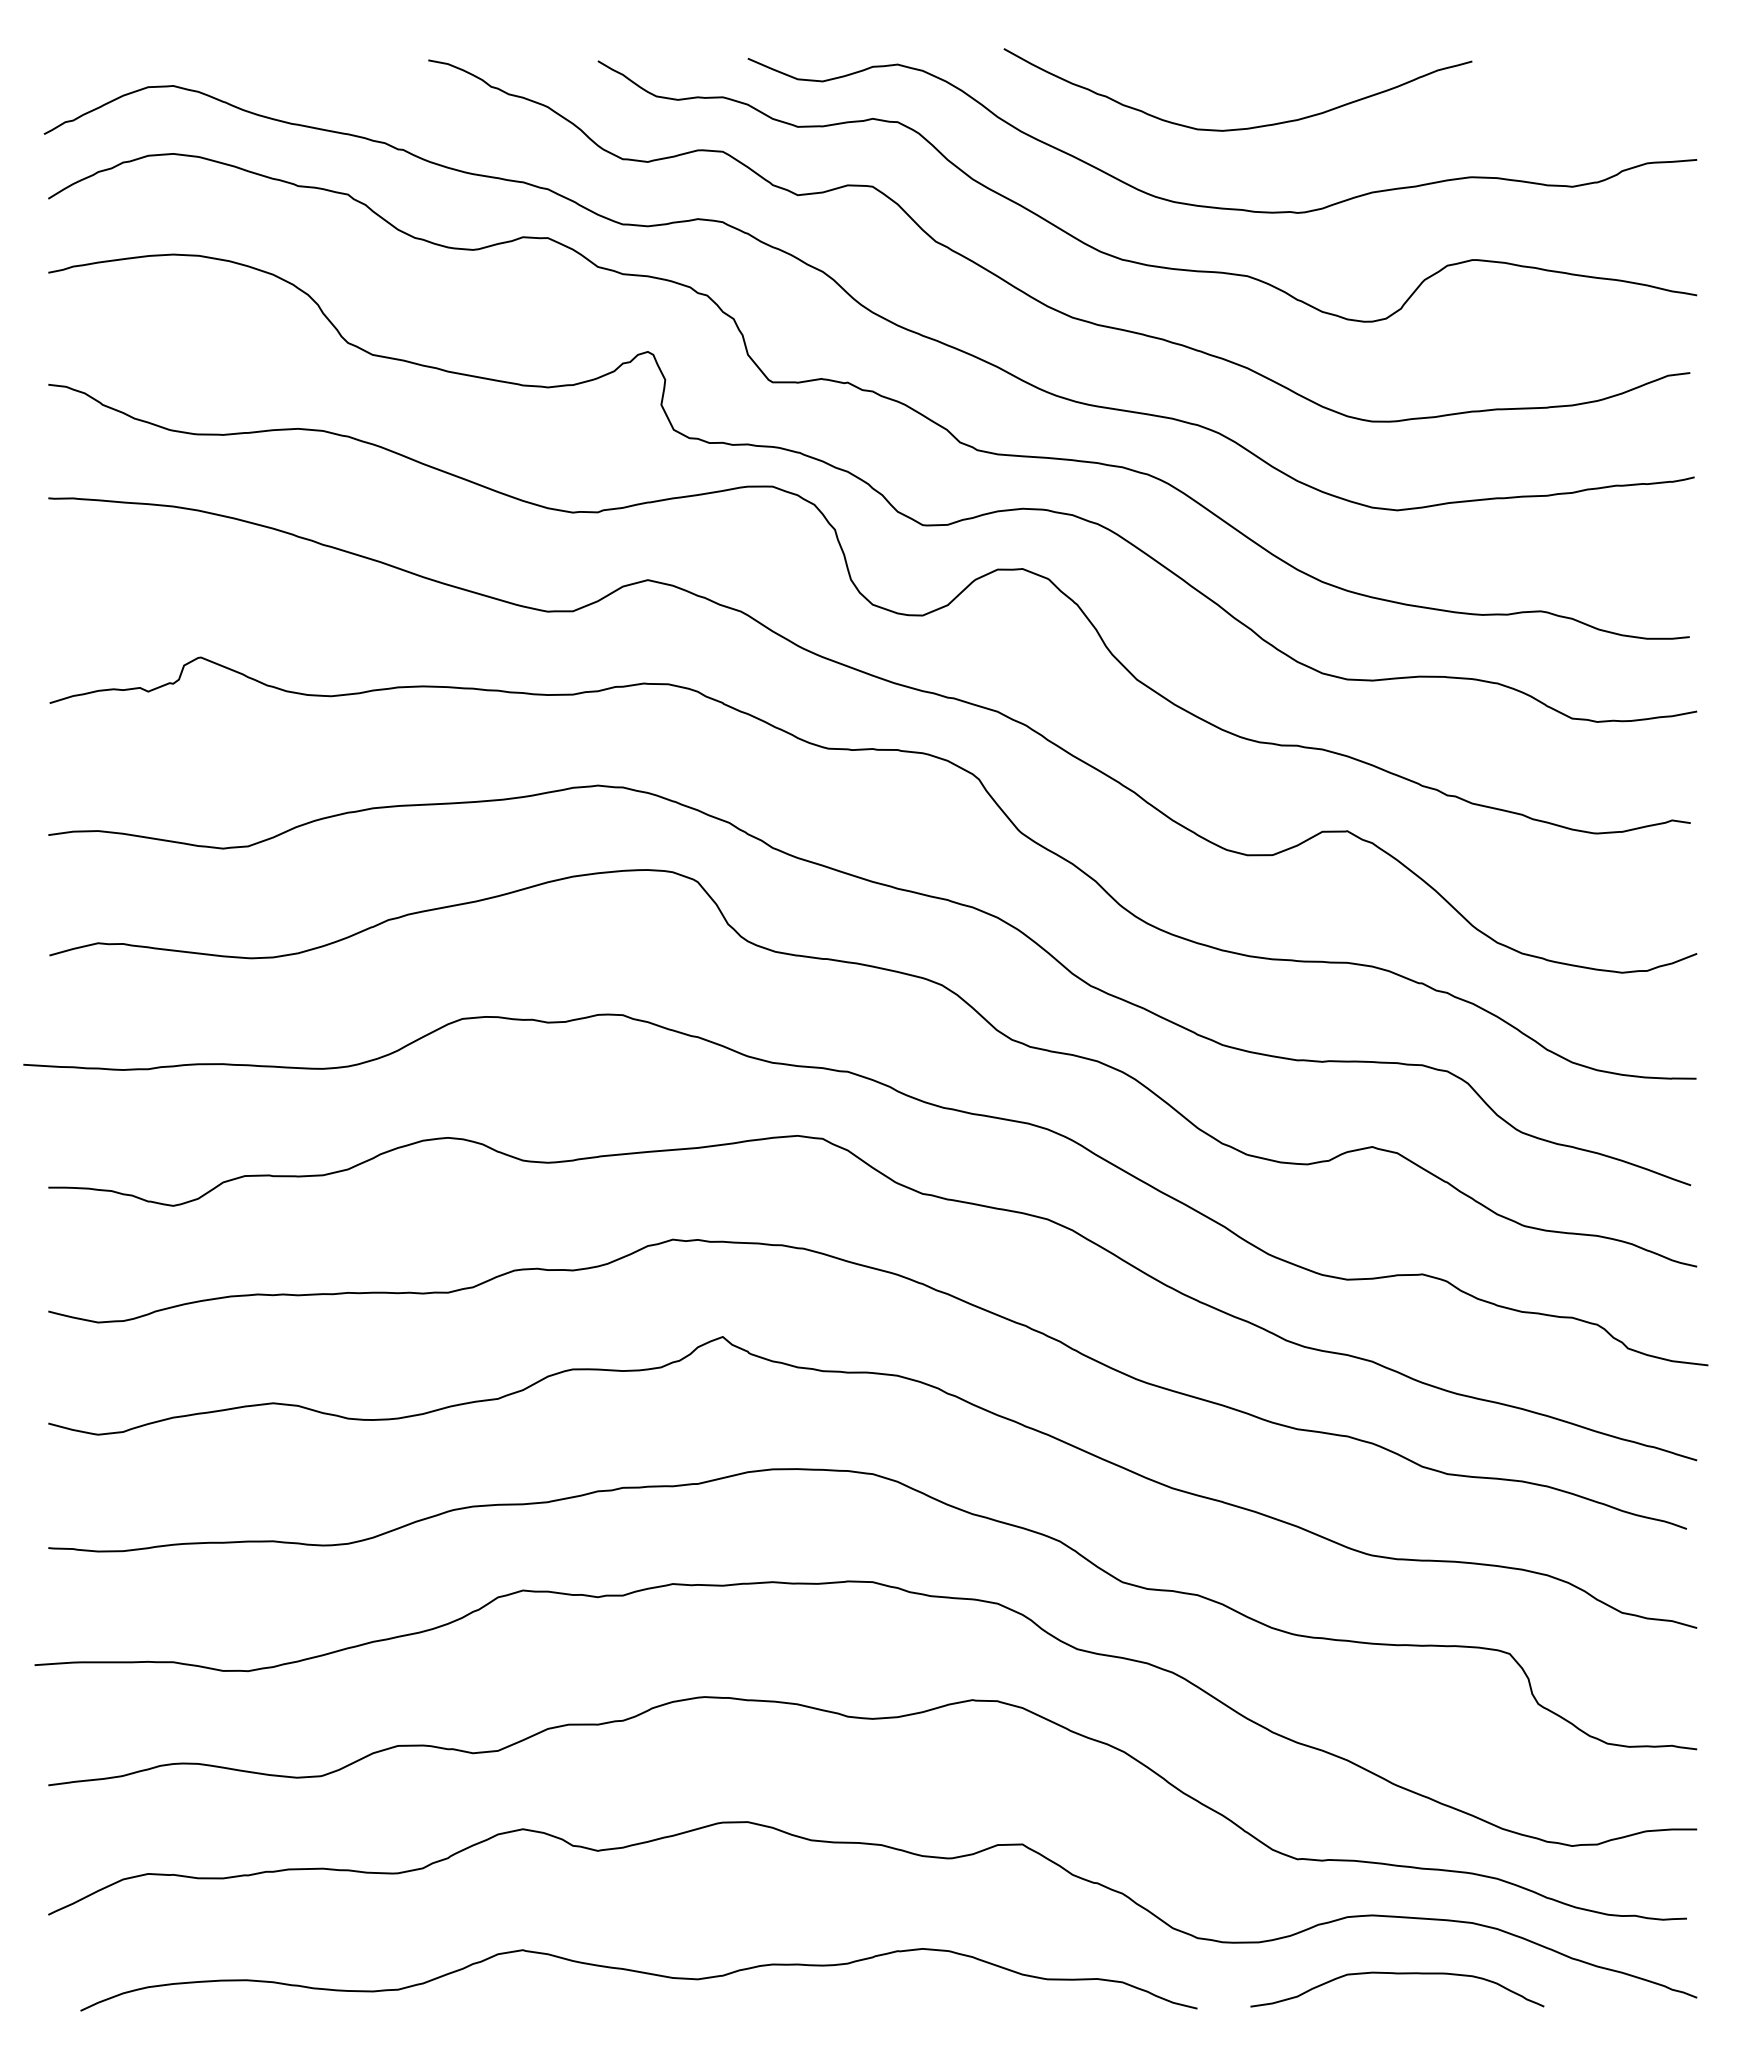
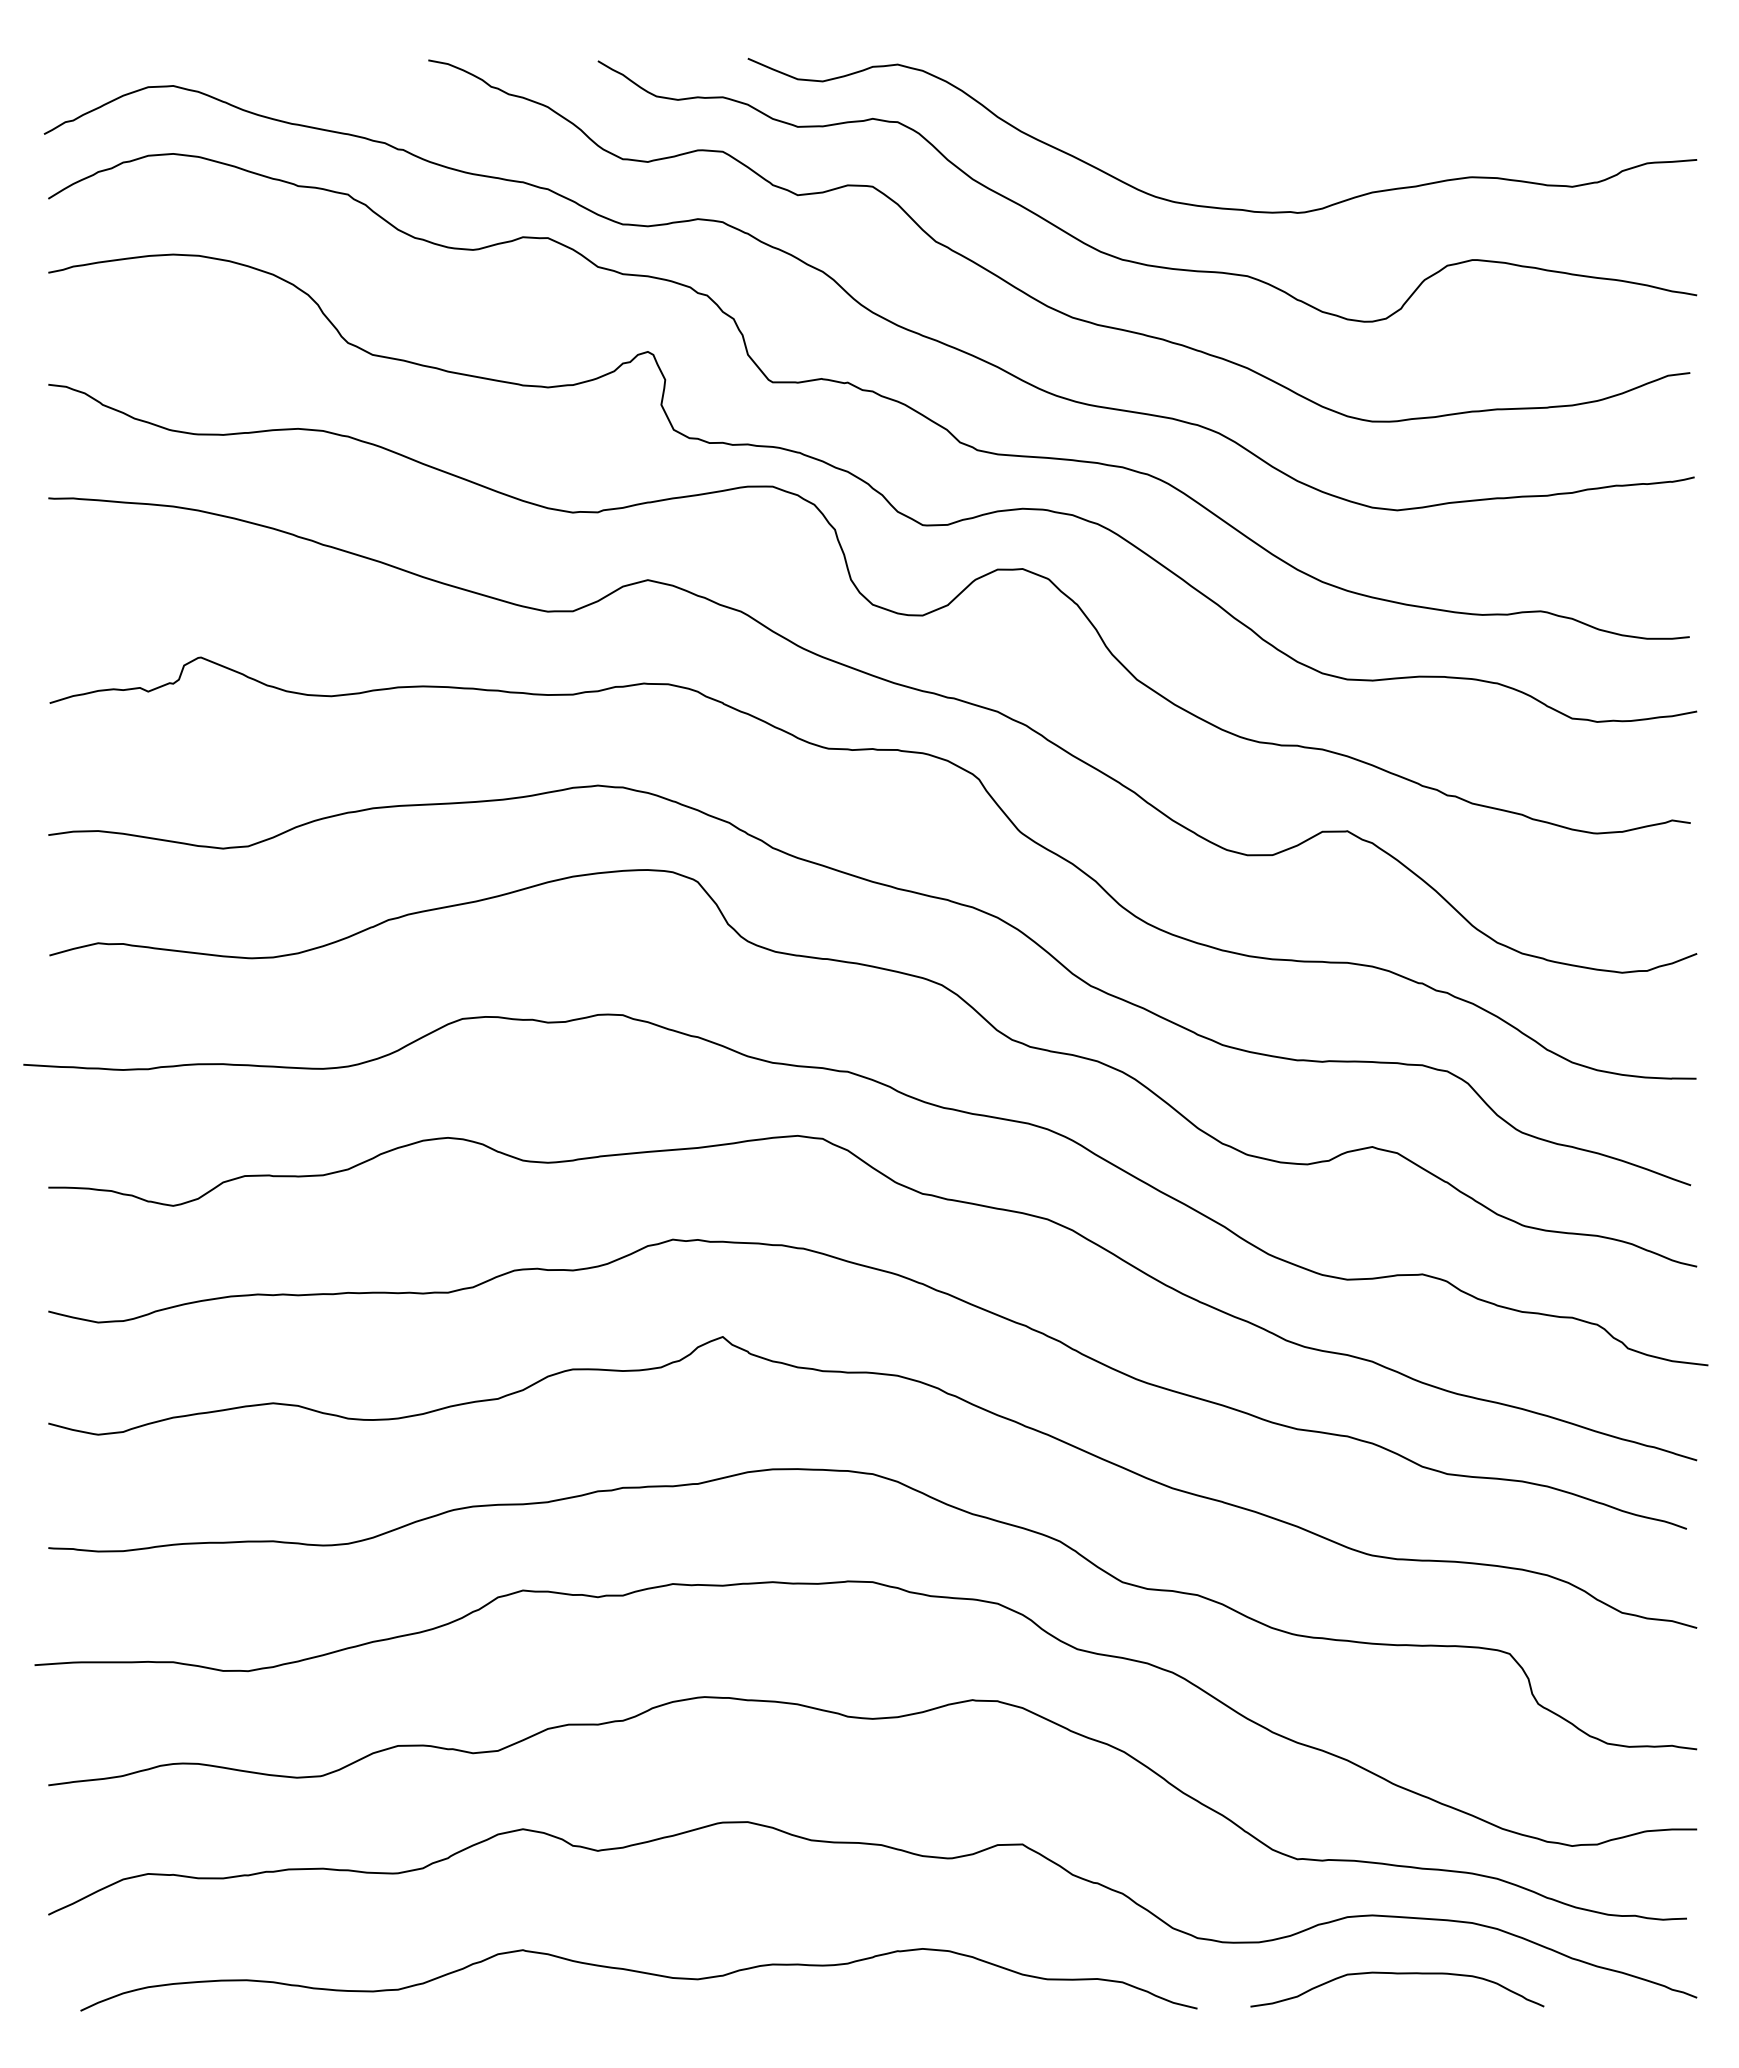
curve: present -> none (1237, 128)
